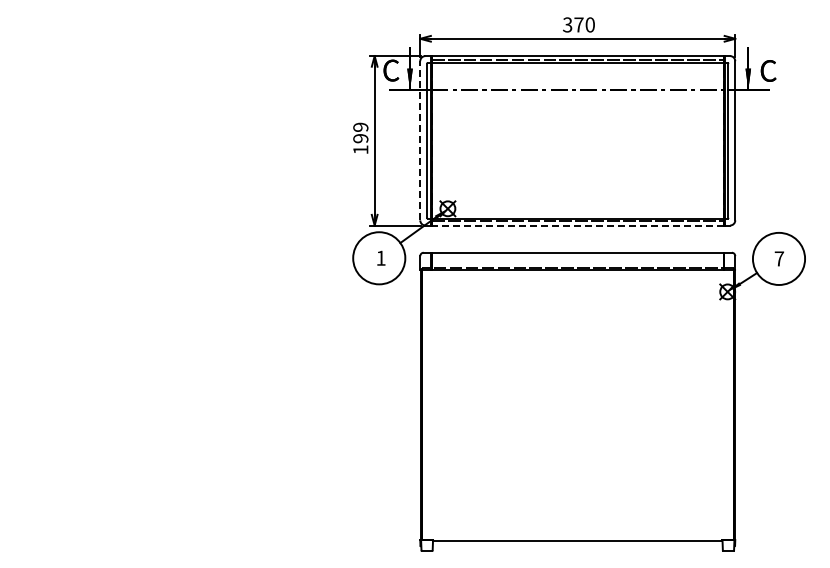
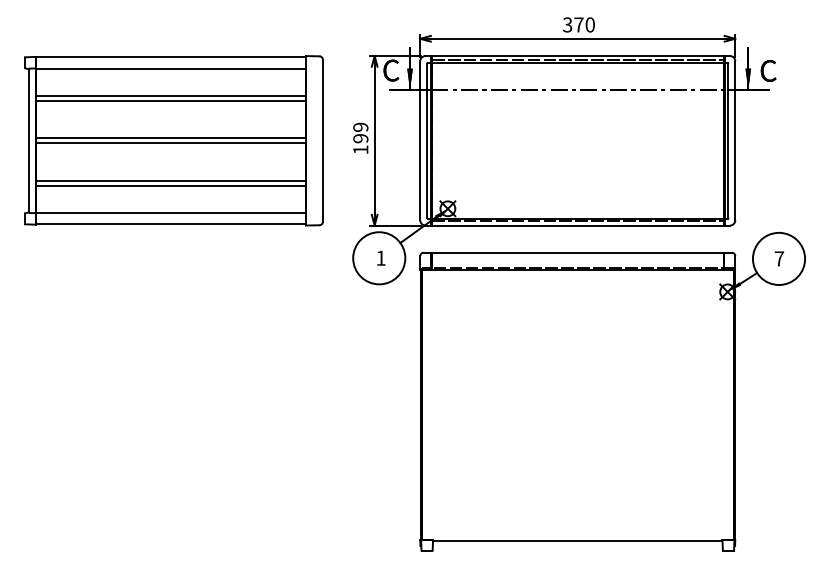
part: none -> present (173, 140)
line: dashed -> solid (420, 140)
line: dashed -> solid (577, 225)
